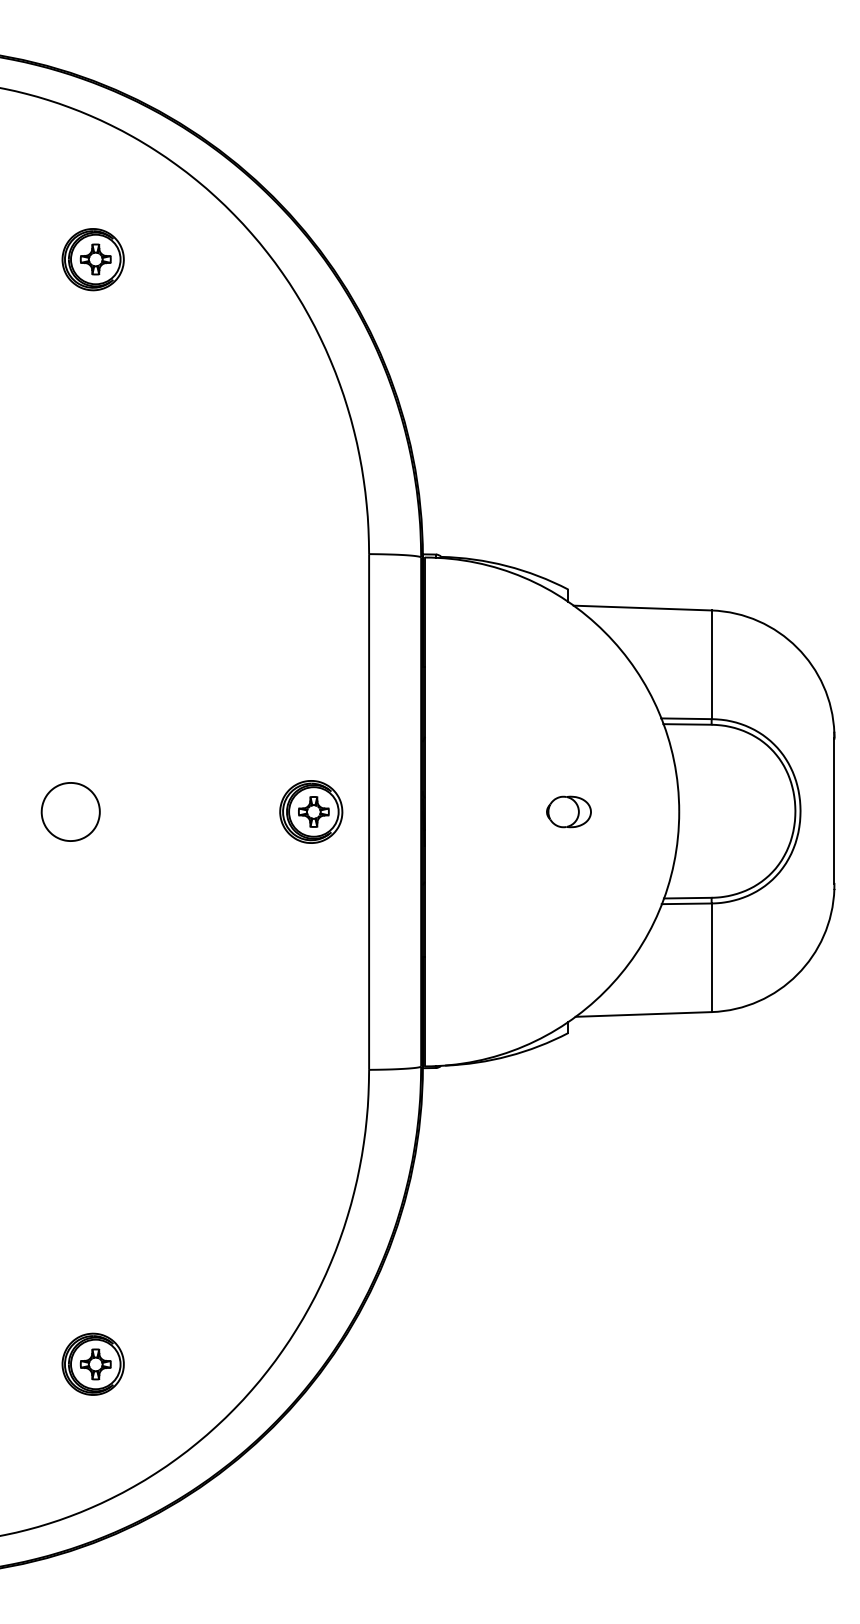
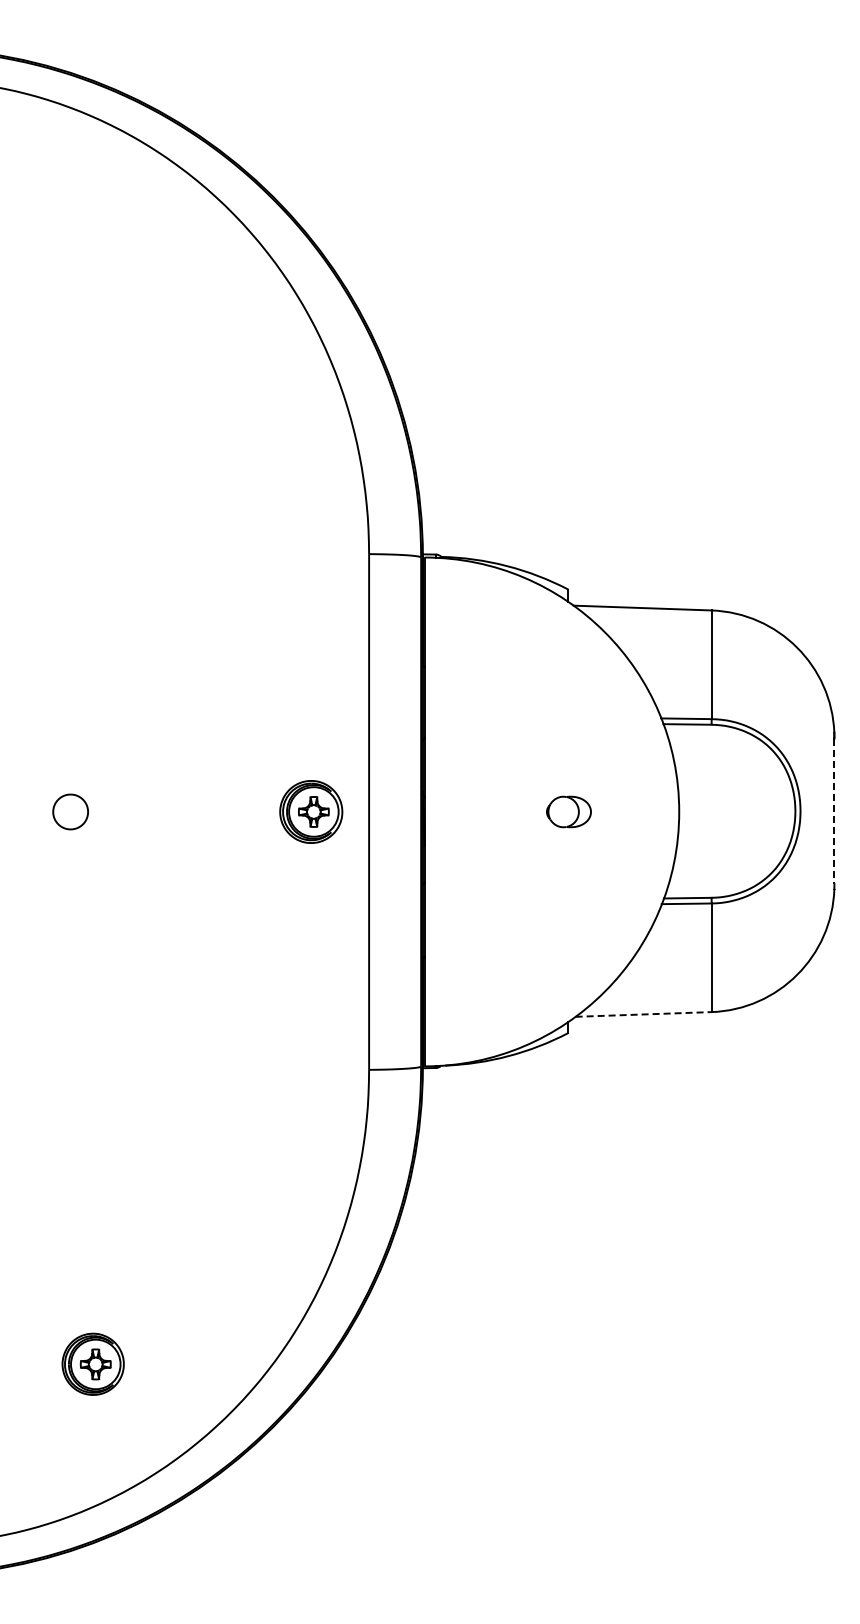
part: present -> none (92, 259)
part size: 61x60 px -> 37x38 px (70, 811)
line: solid -> dashed (834, 811)
line: solid -> dashed (644, 1014)
